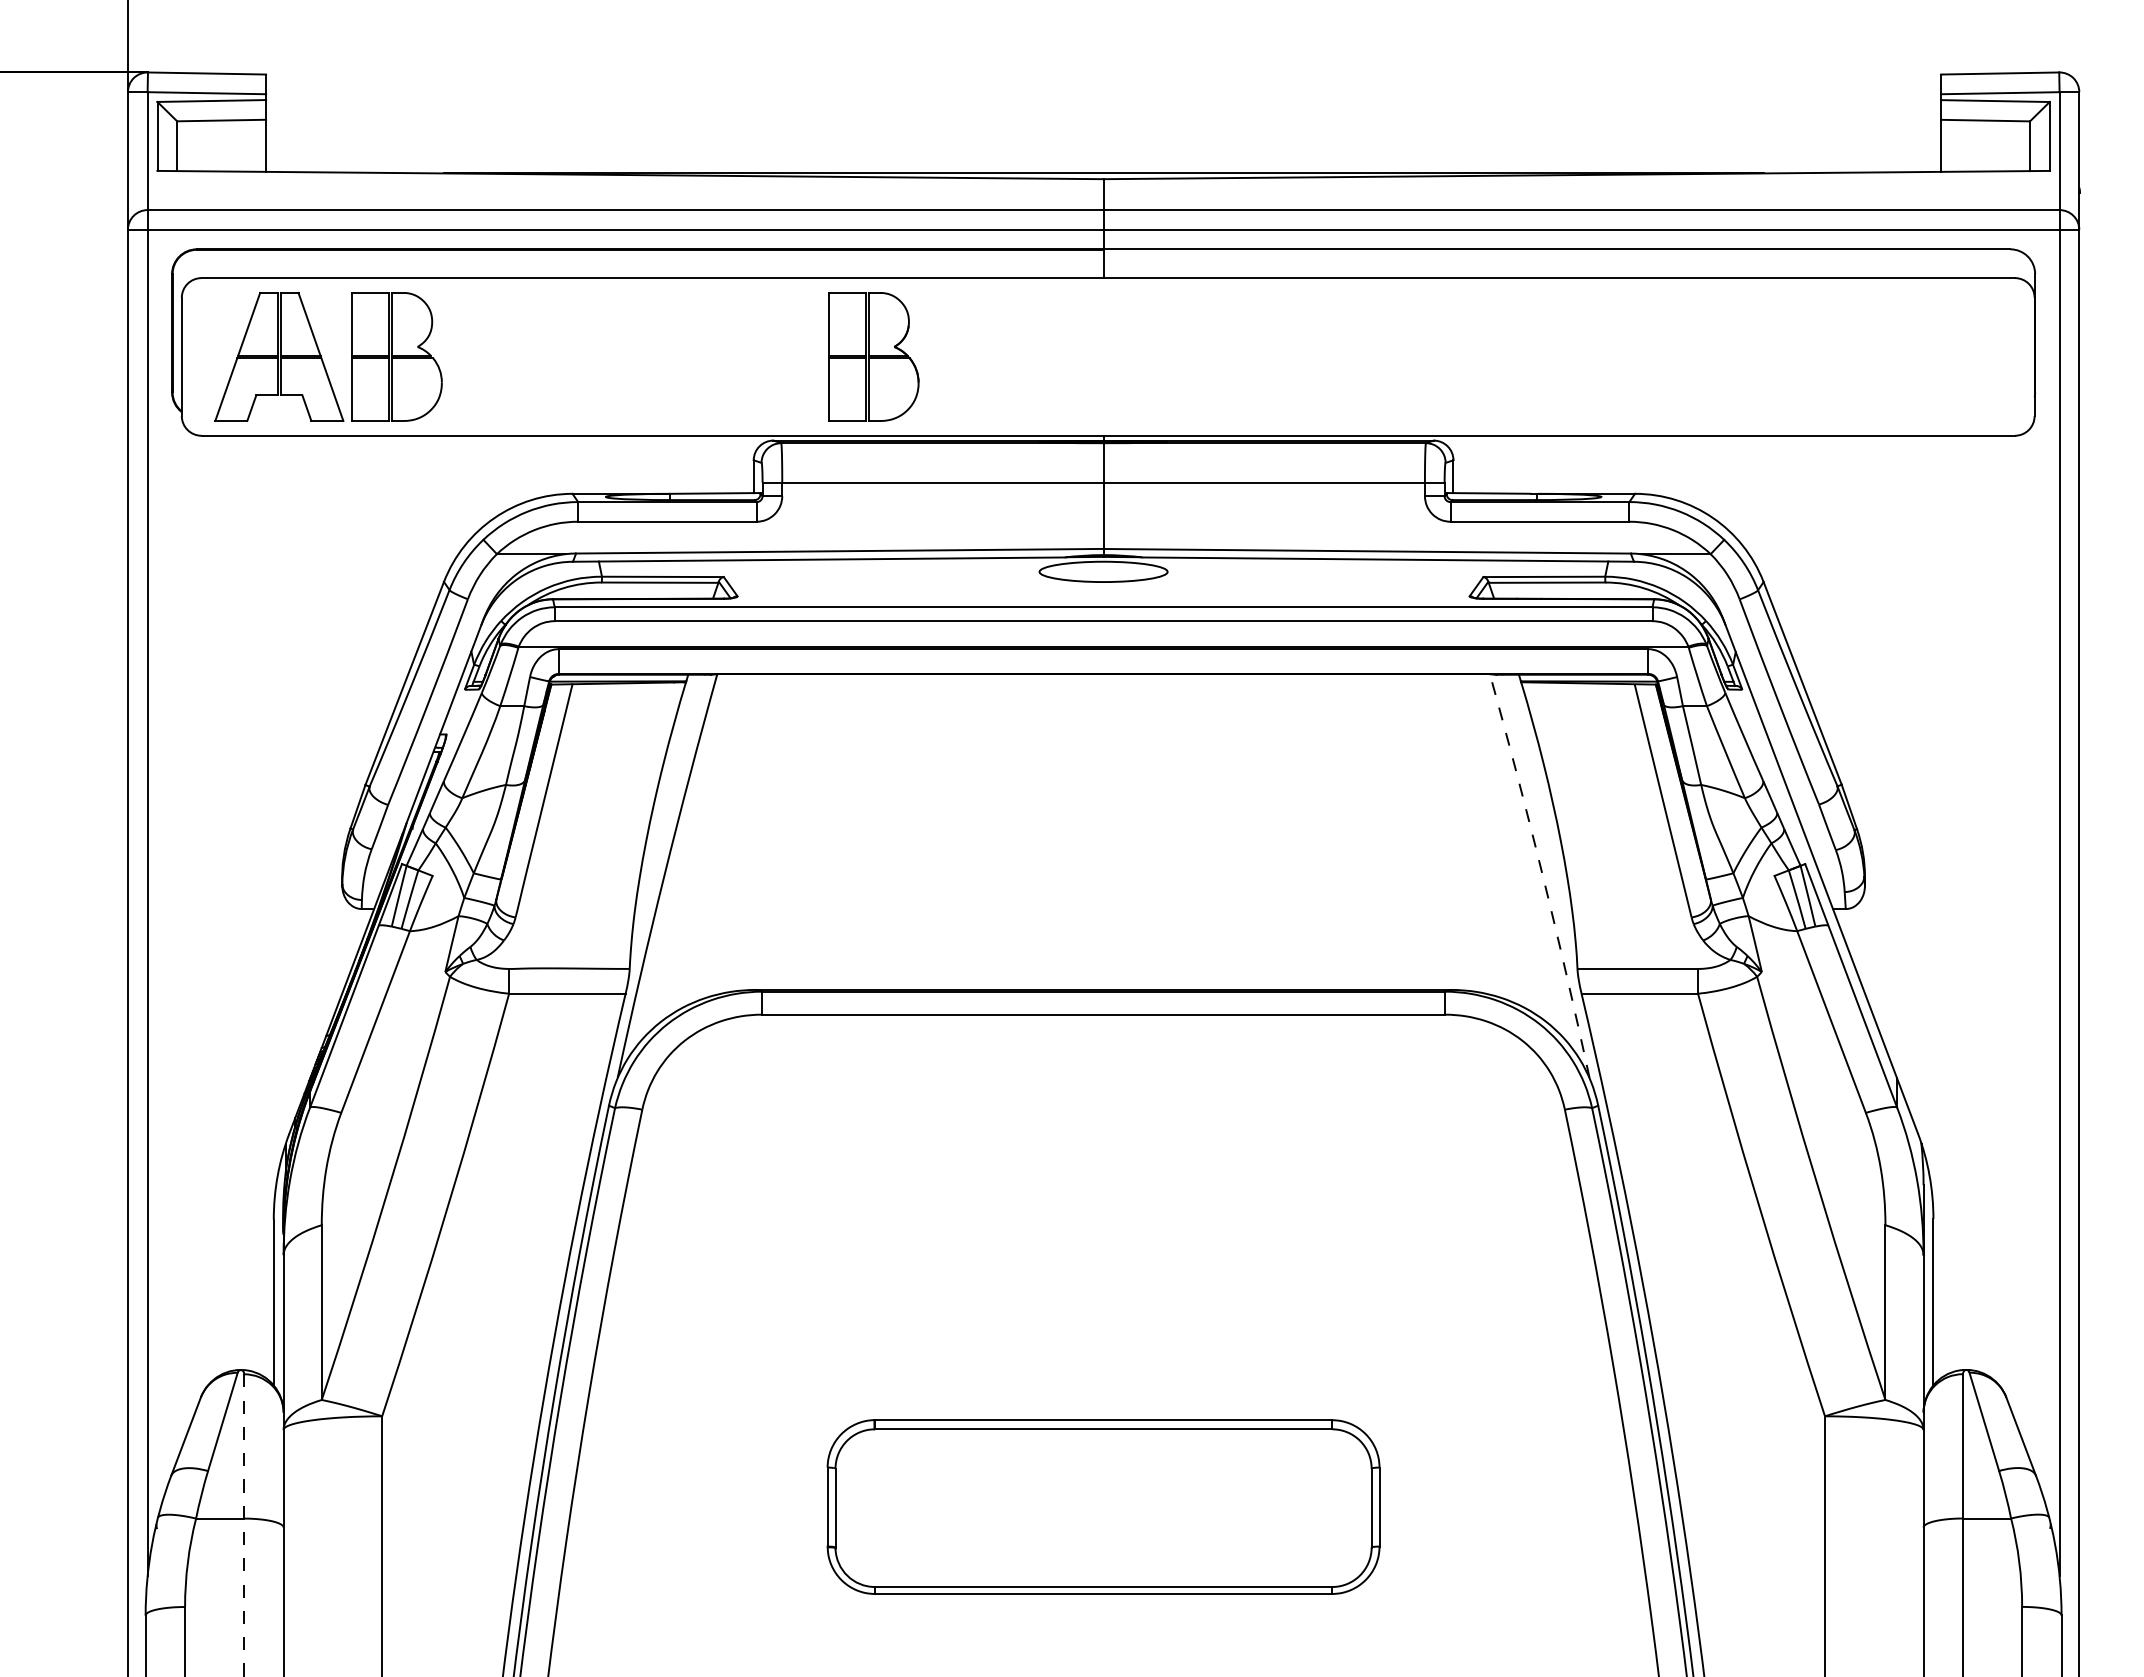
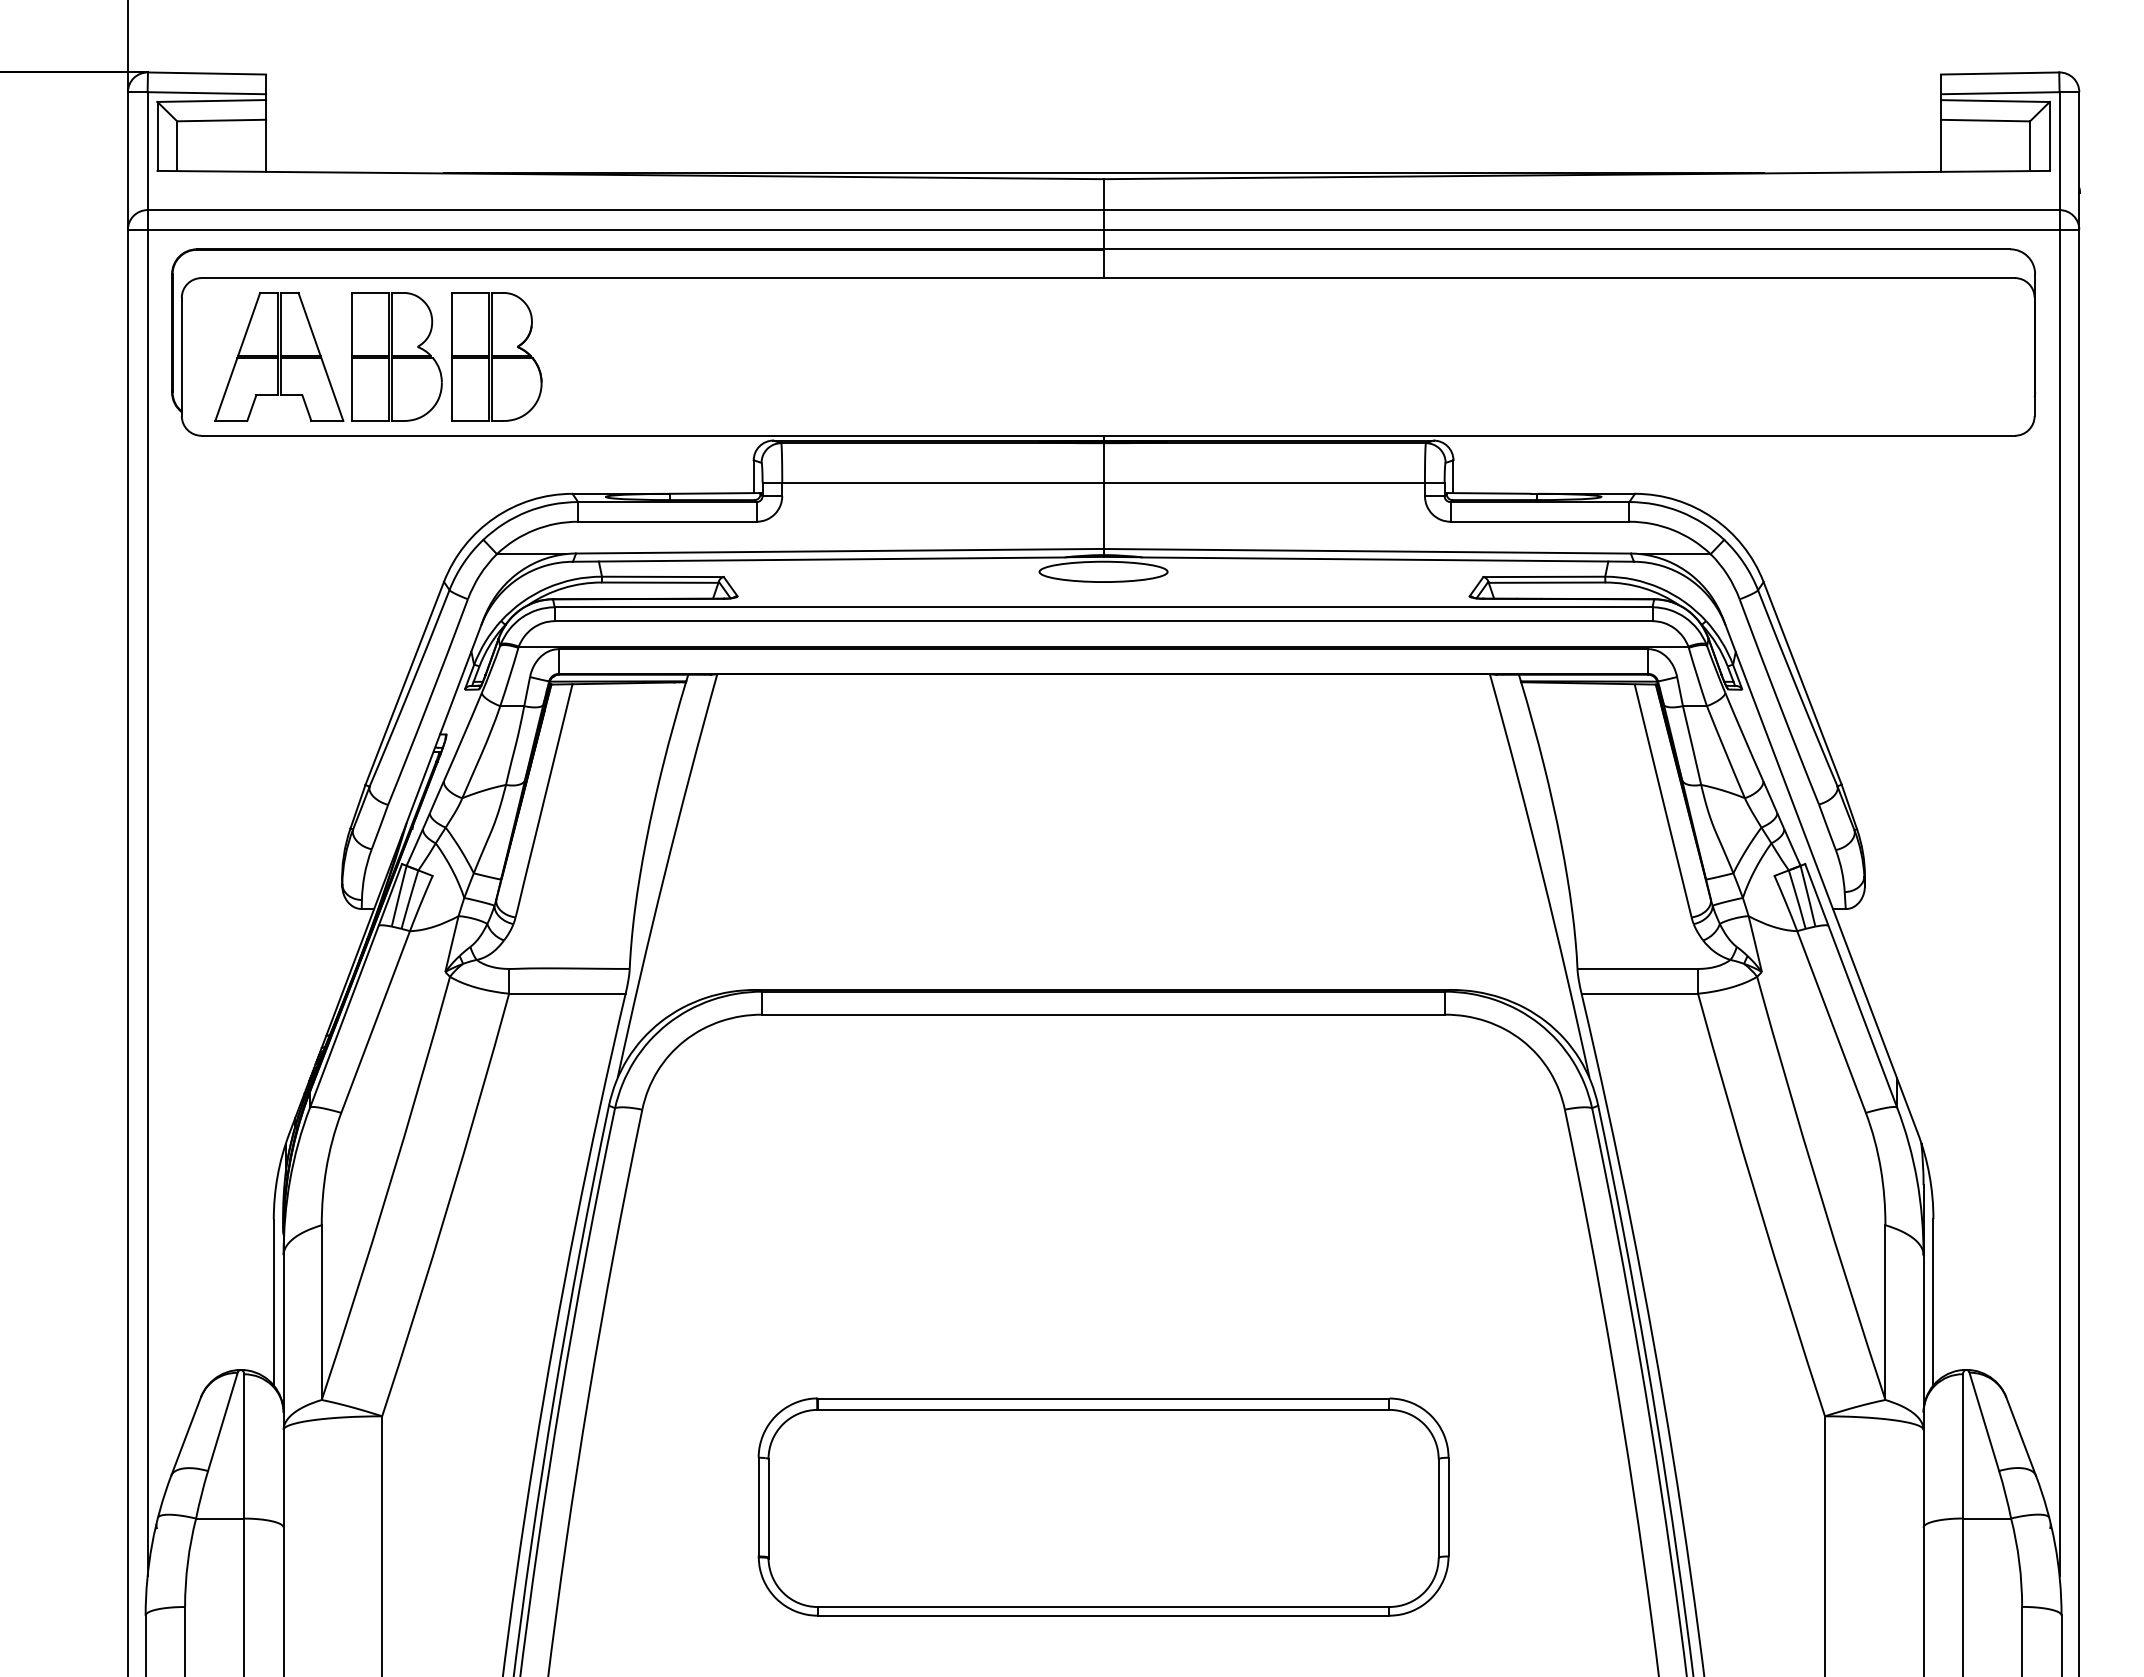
part position: (873, 356) -> (496, 356) (496, 356)
arc: dashed -> solid (1542, 875)
part size: 555x176 px -> 693x220 px (1103, 1506)
line: dashed -> solid (244, 1526)
